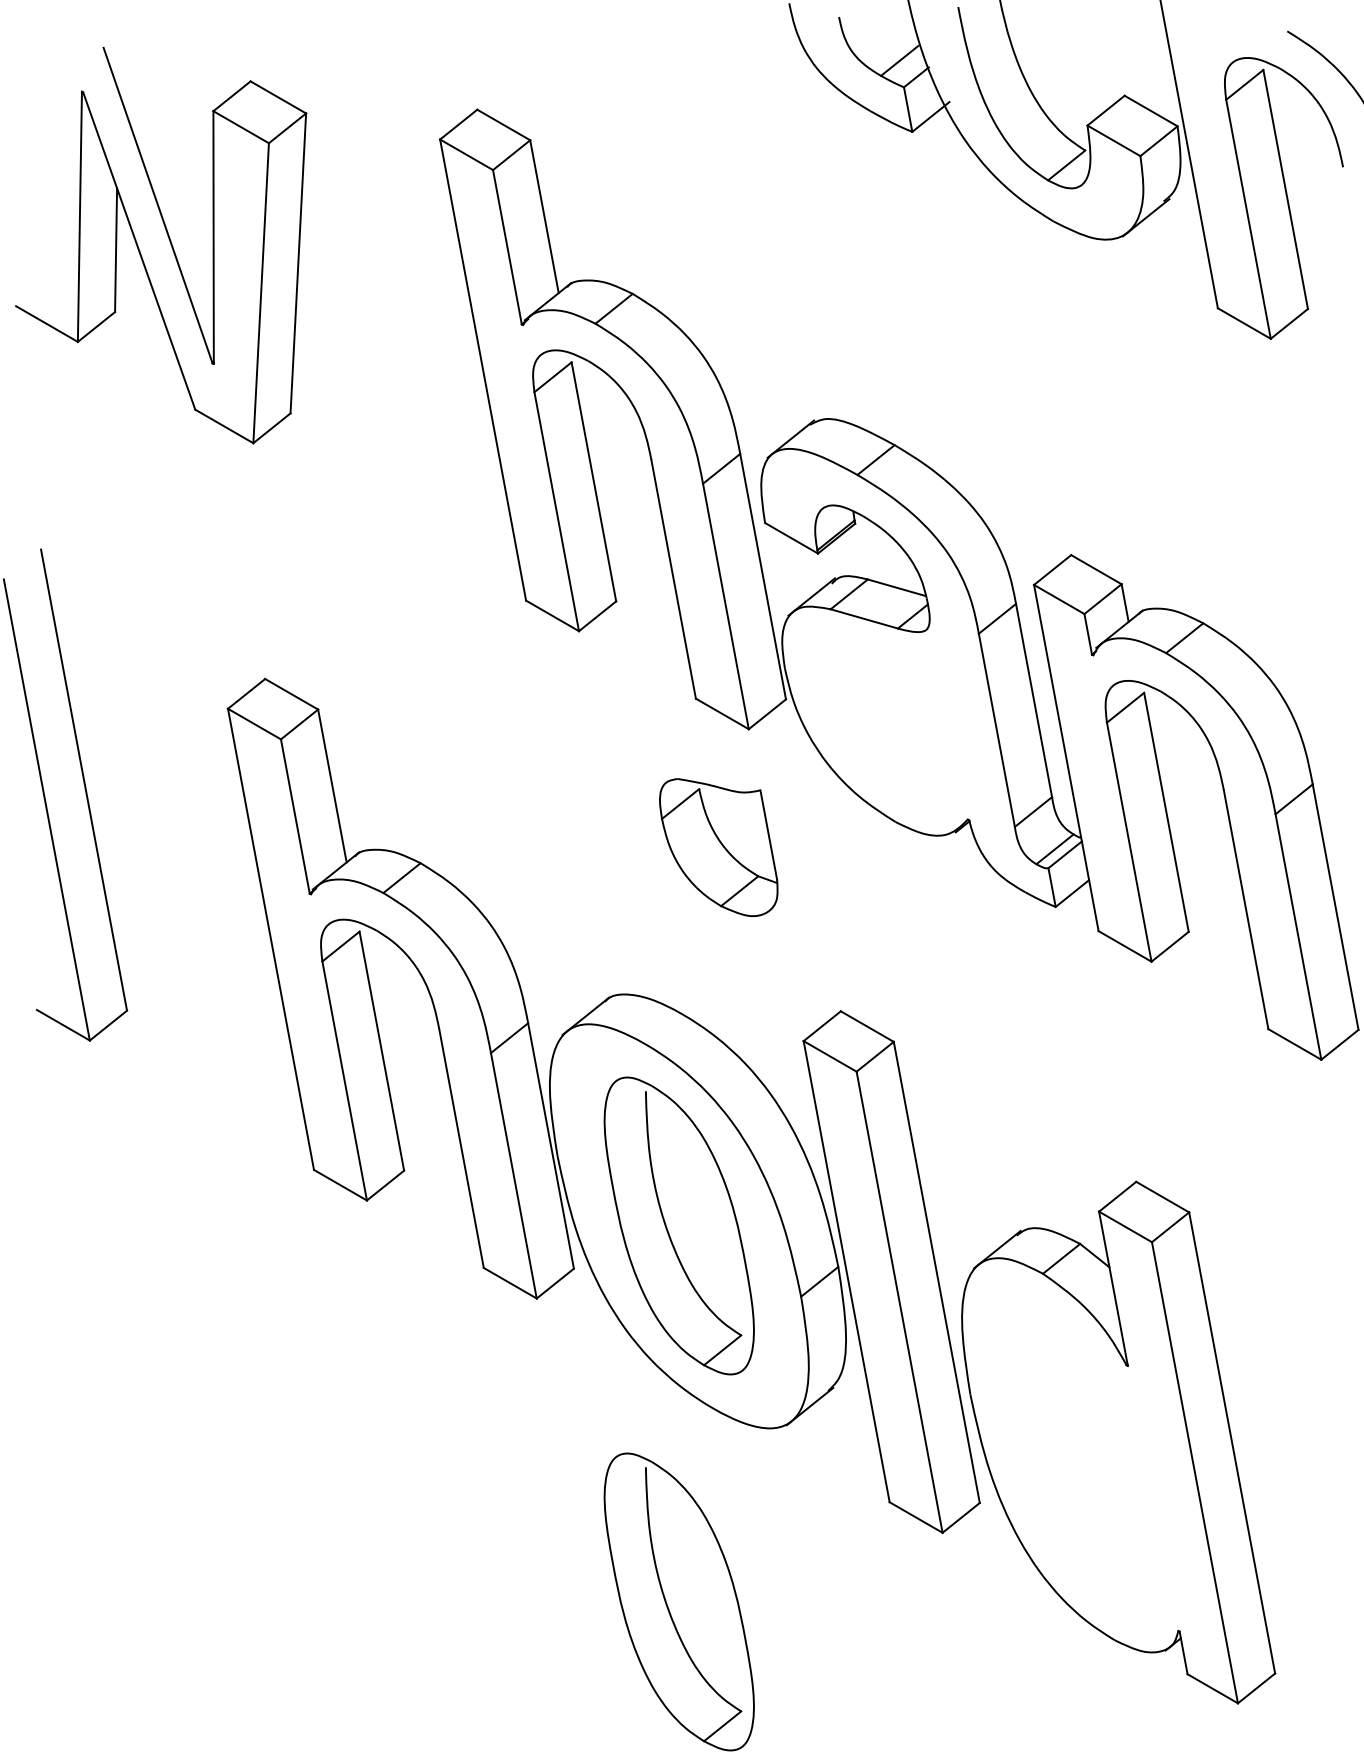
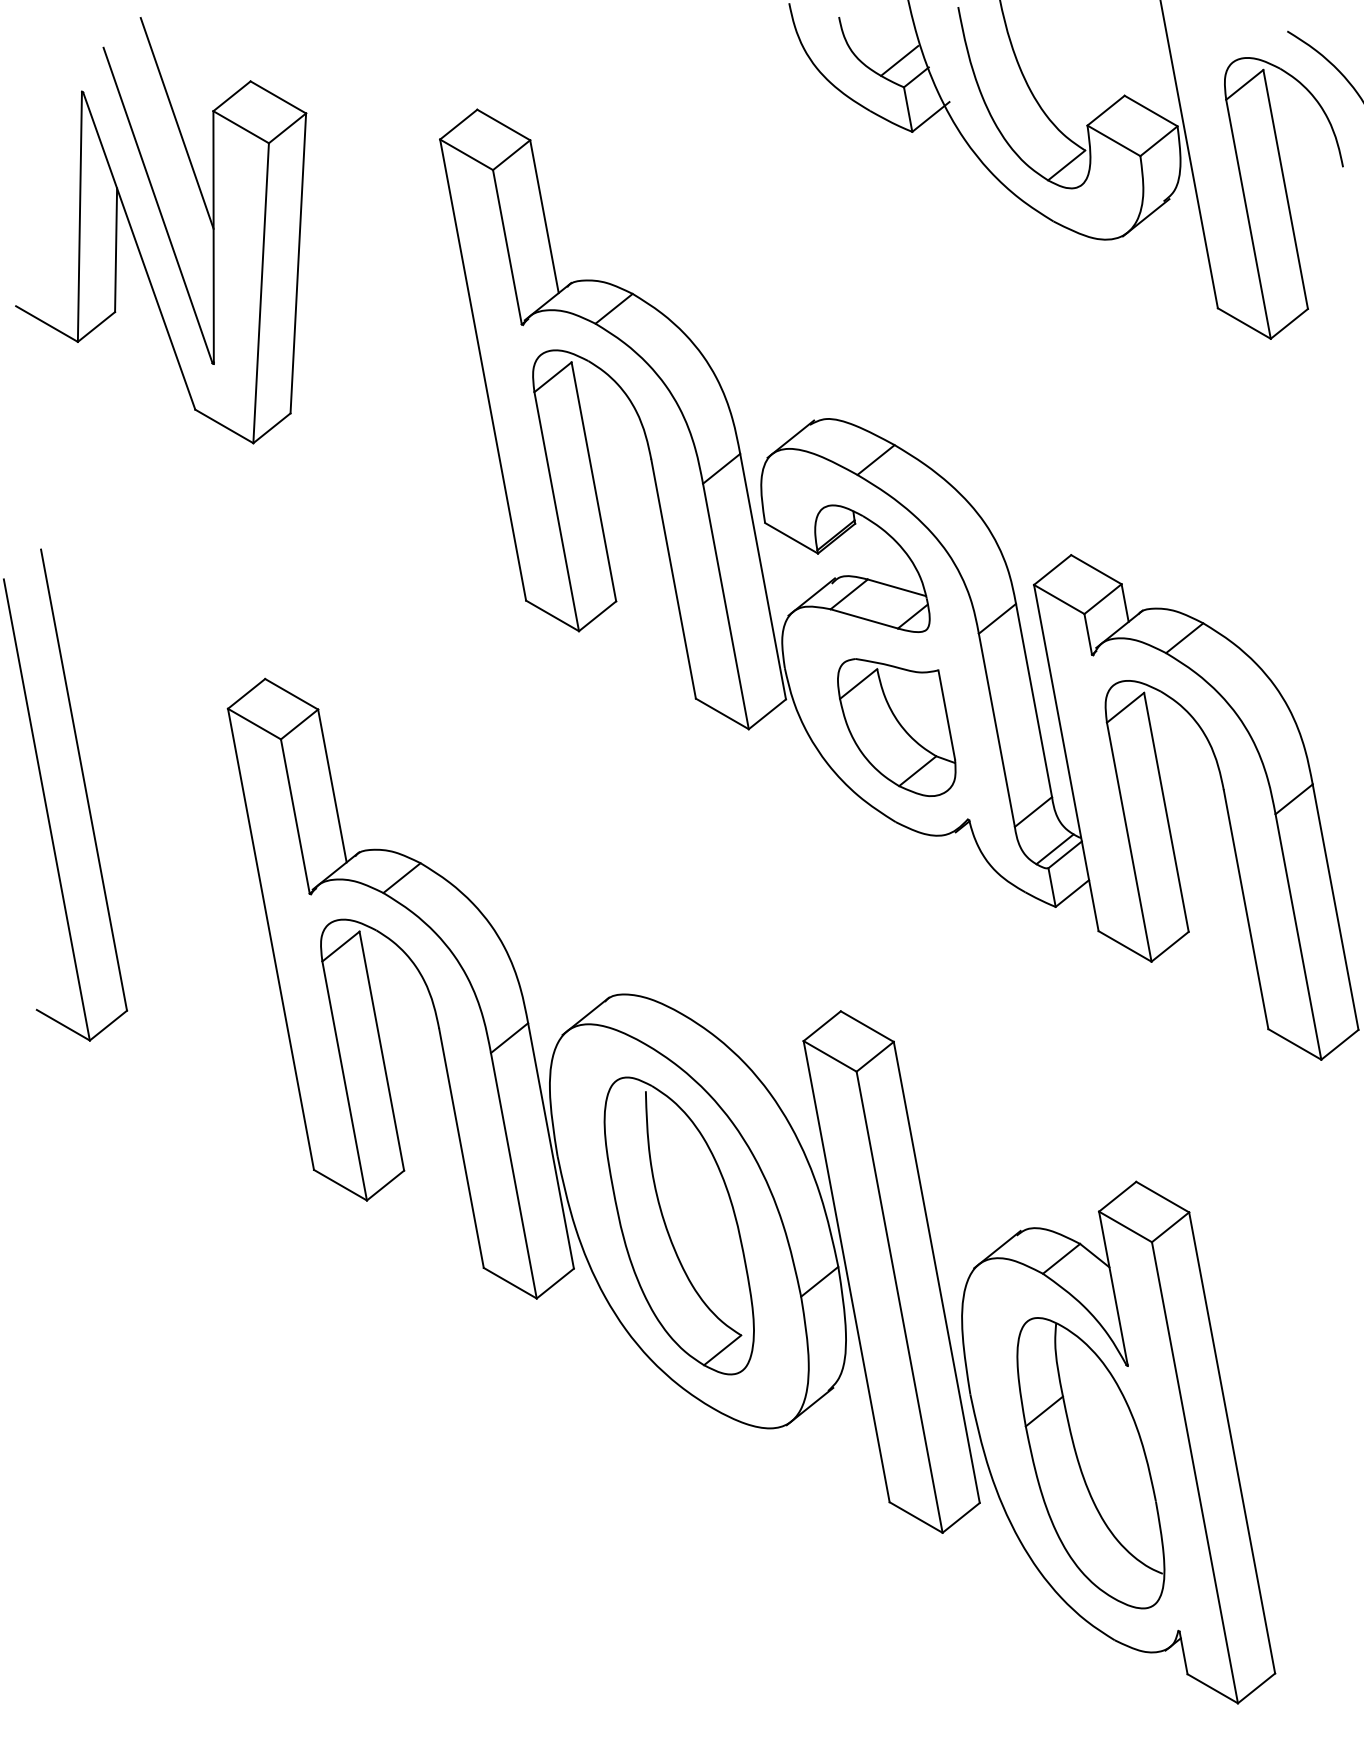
line: none -> present (176, 123)
part position: (718, 847) -> (896, 727) (896, 727)
part: none -> present (1090, 1463)
part: present -> none (678, 1601)
